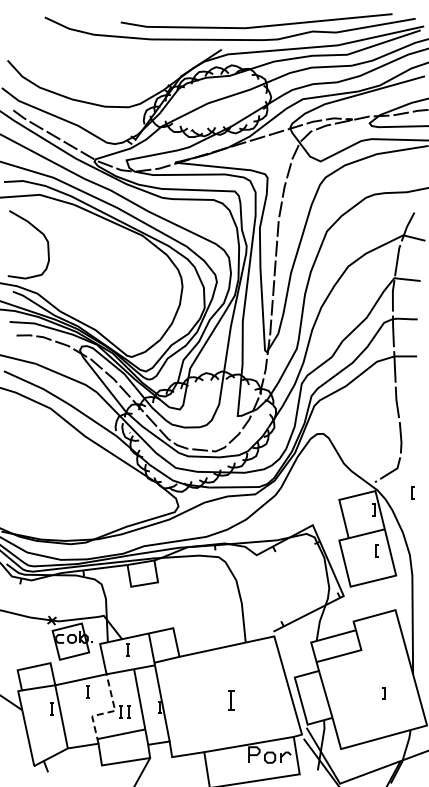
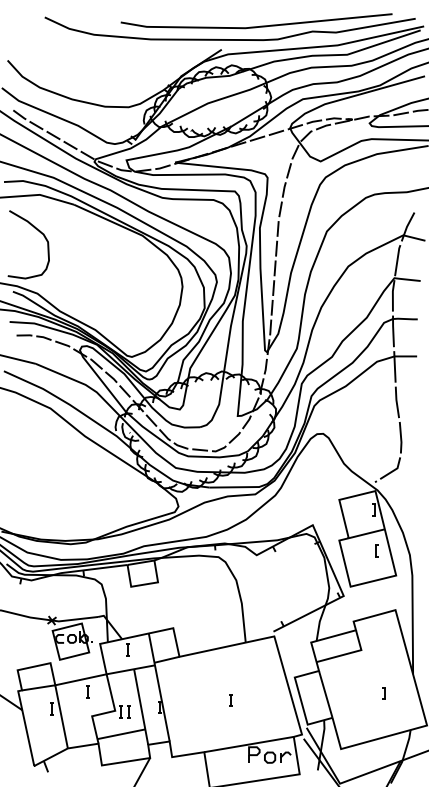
part: present -> none (412, 492)
part size: 7x21 px -> 4x13 px (230, 700)
line: dashed -> solid (108, 712)
